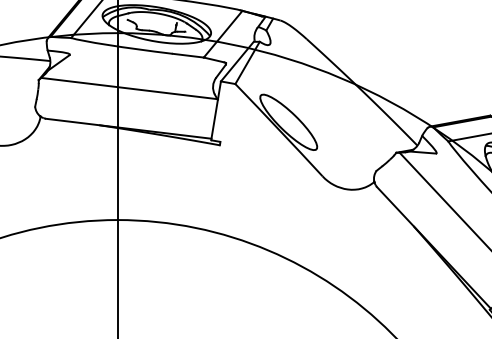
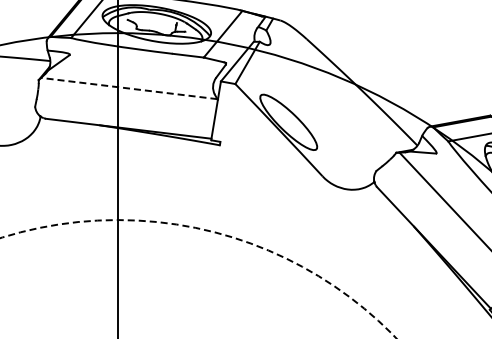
line: solid -> dashed (129, 88)
circle: solid -> dashed (198, 279)
